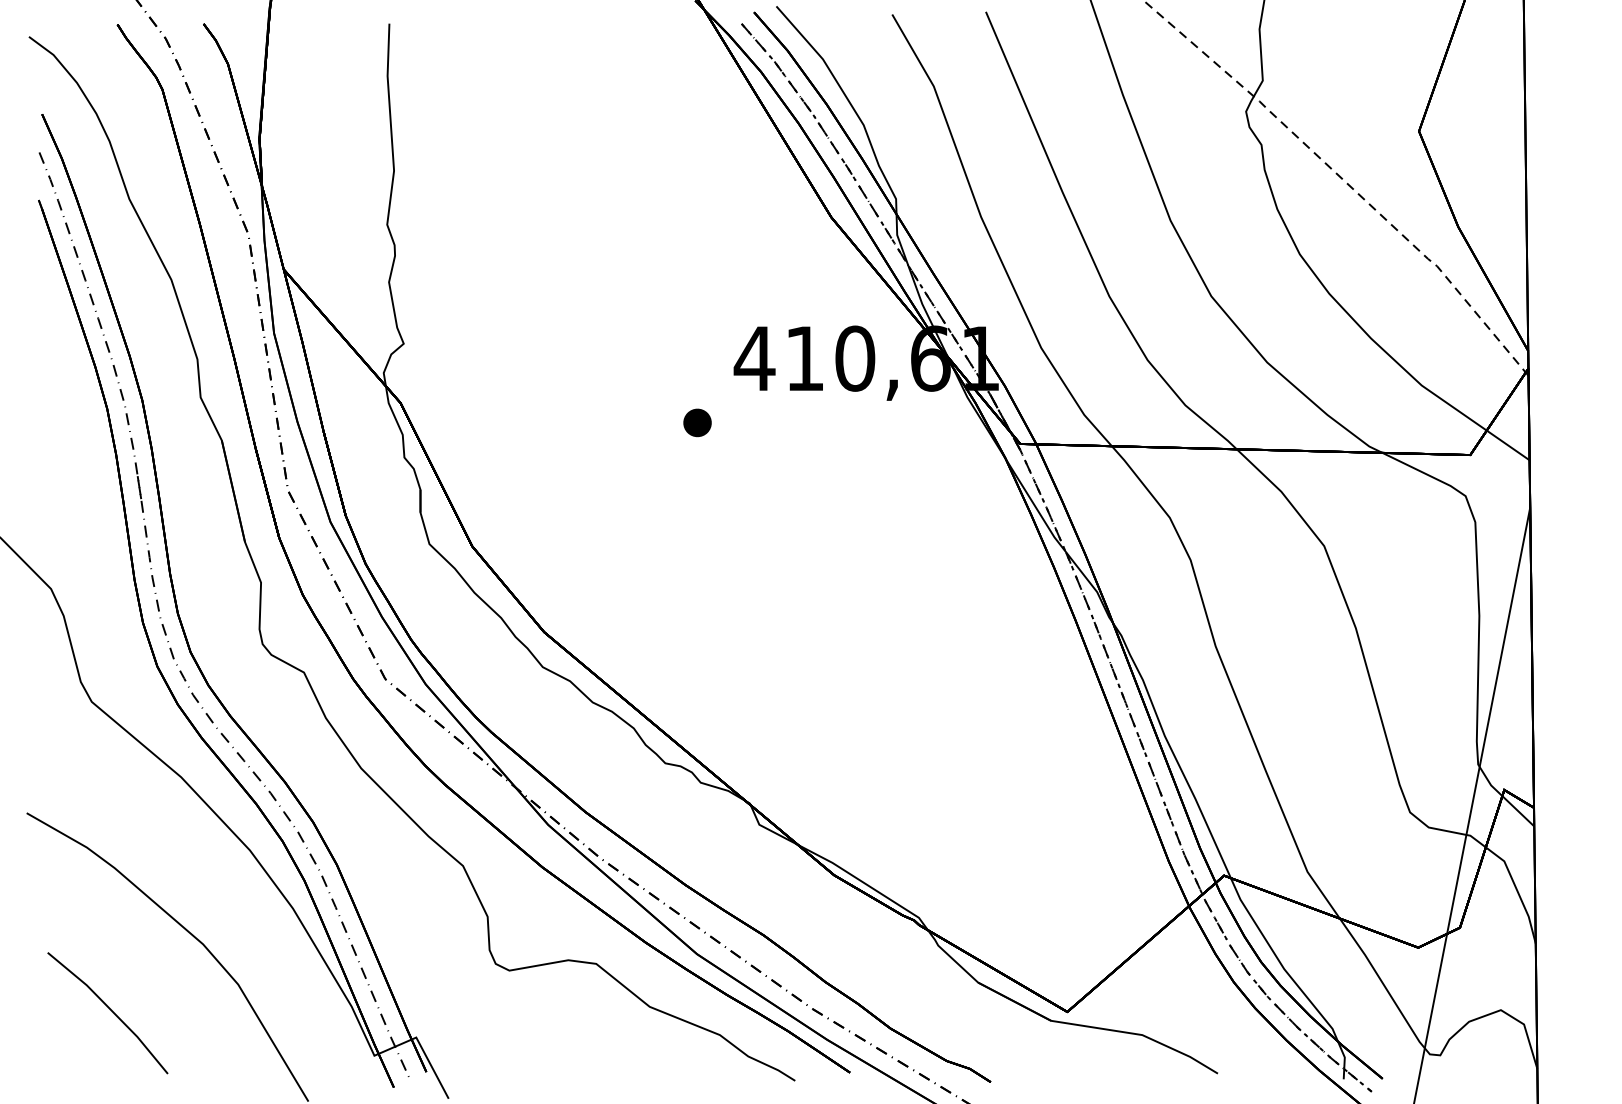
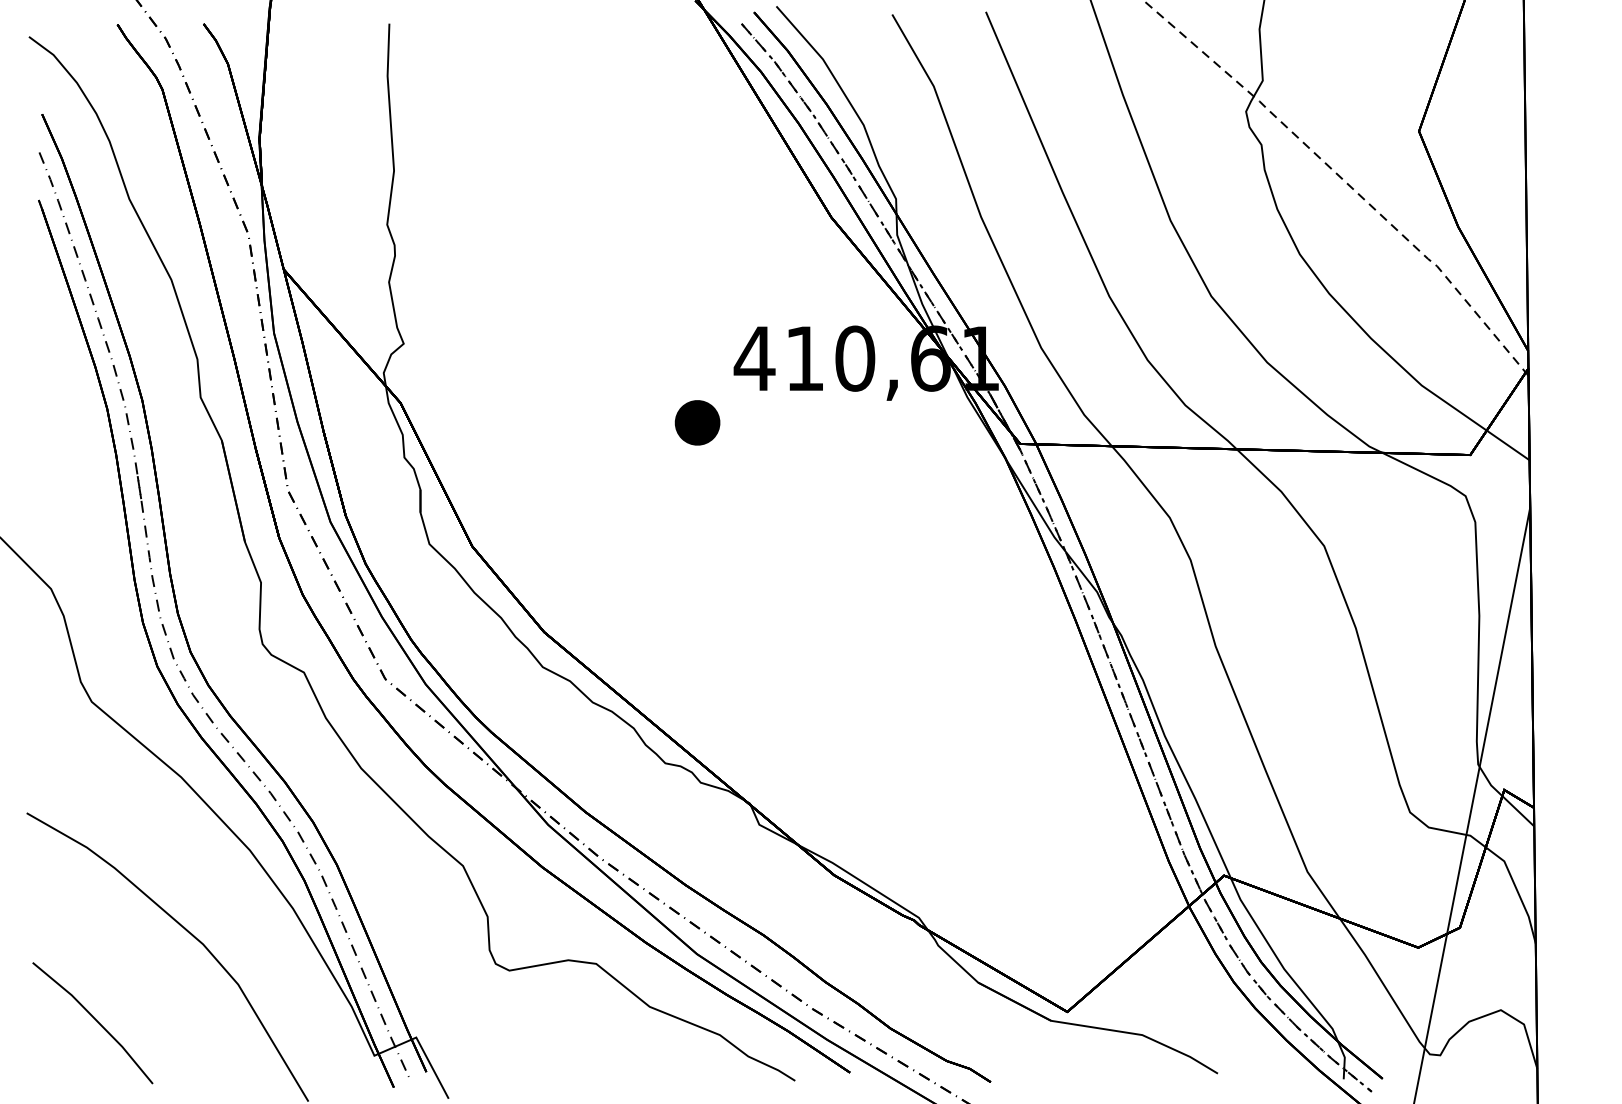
part size: 29x30 px -> 47x46 px (697, 422)
line position: (110, 1010) -> (95, 1020) (95, 1020)
